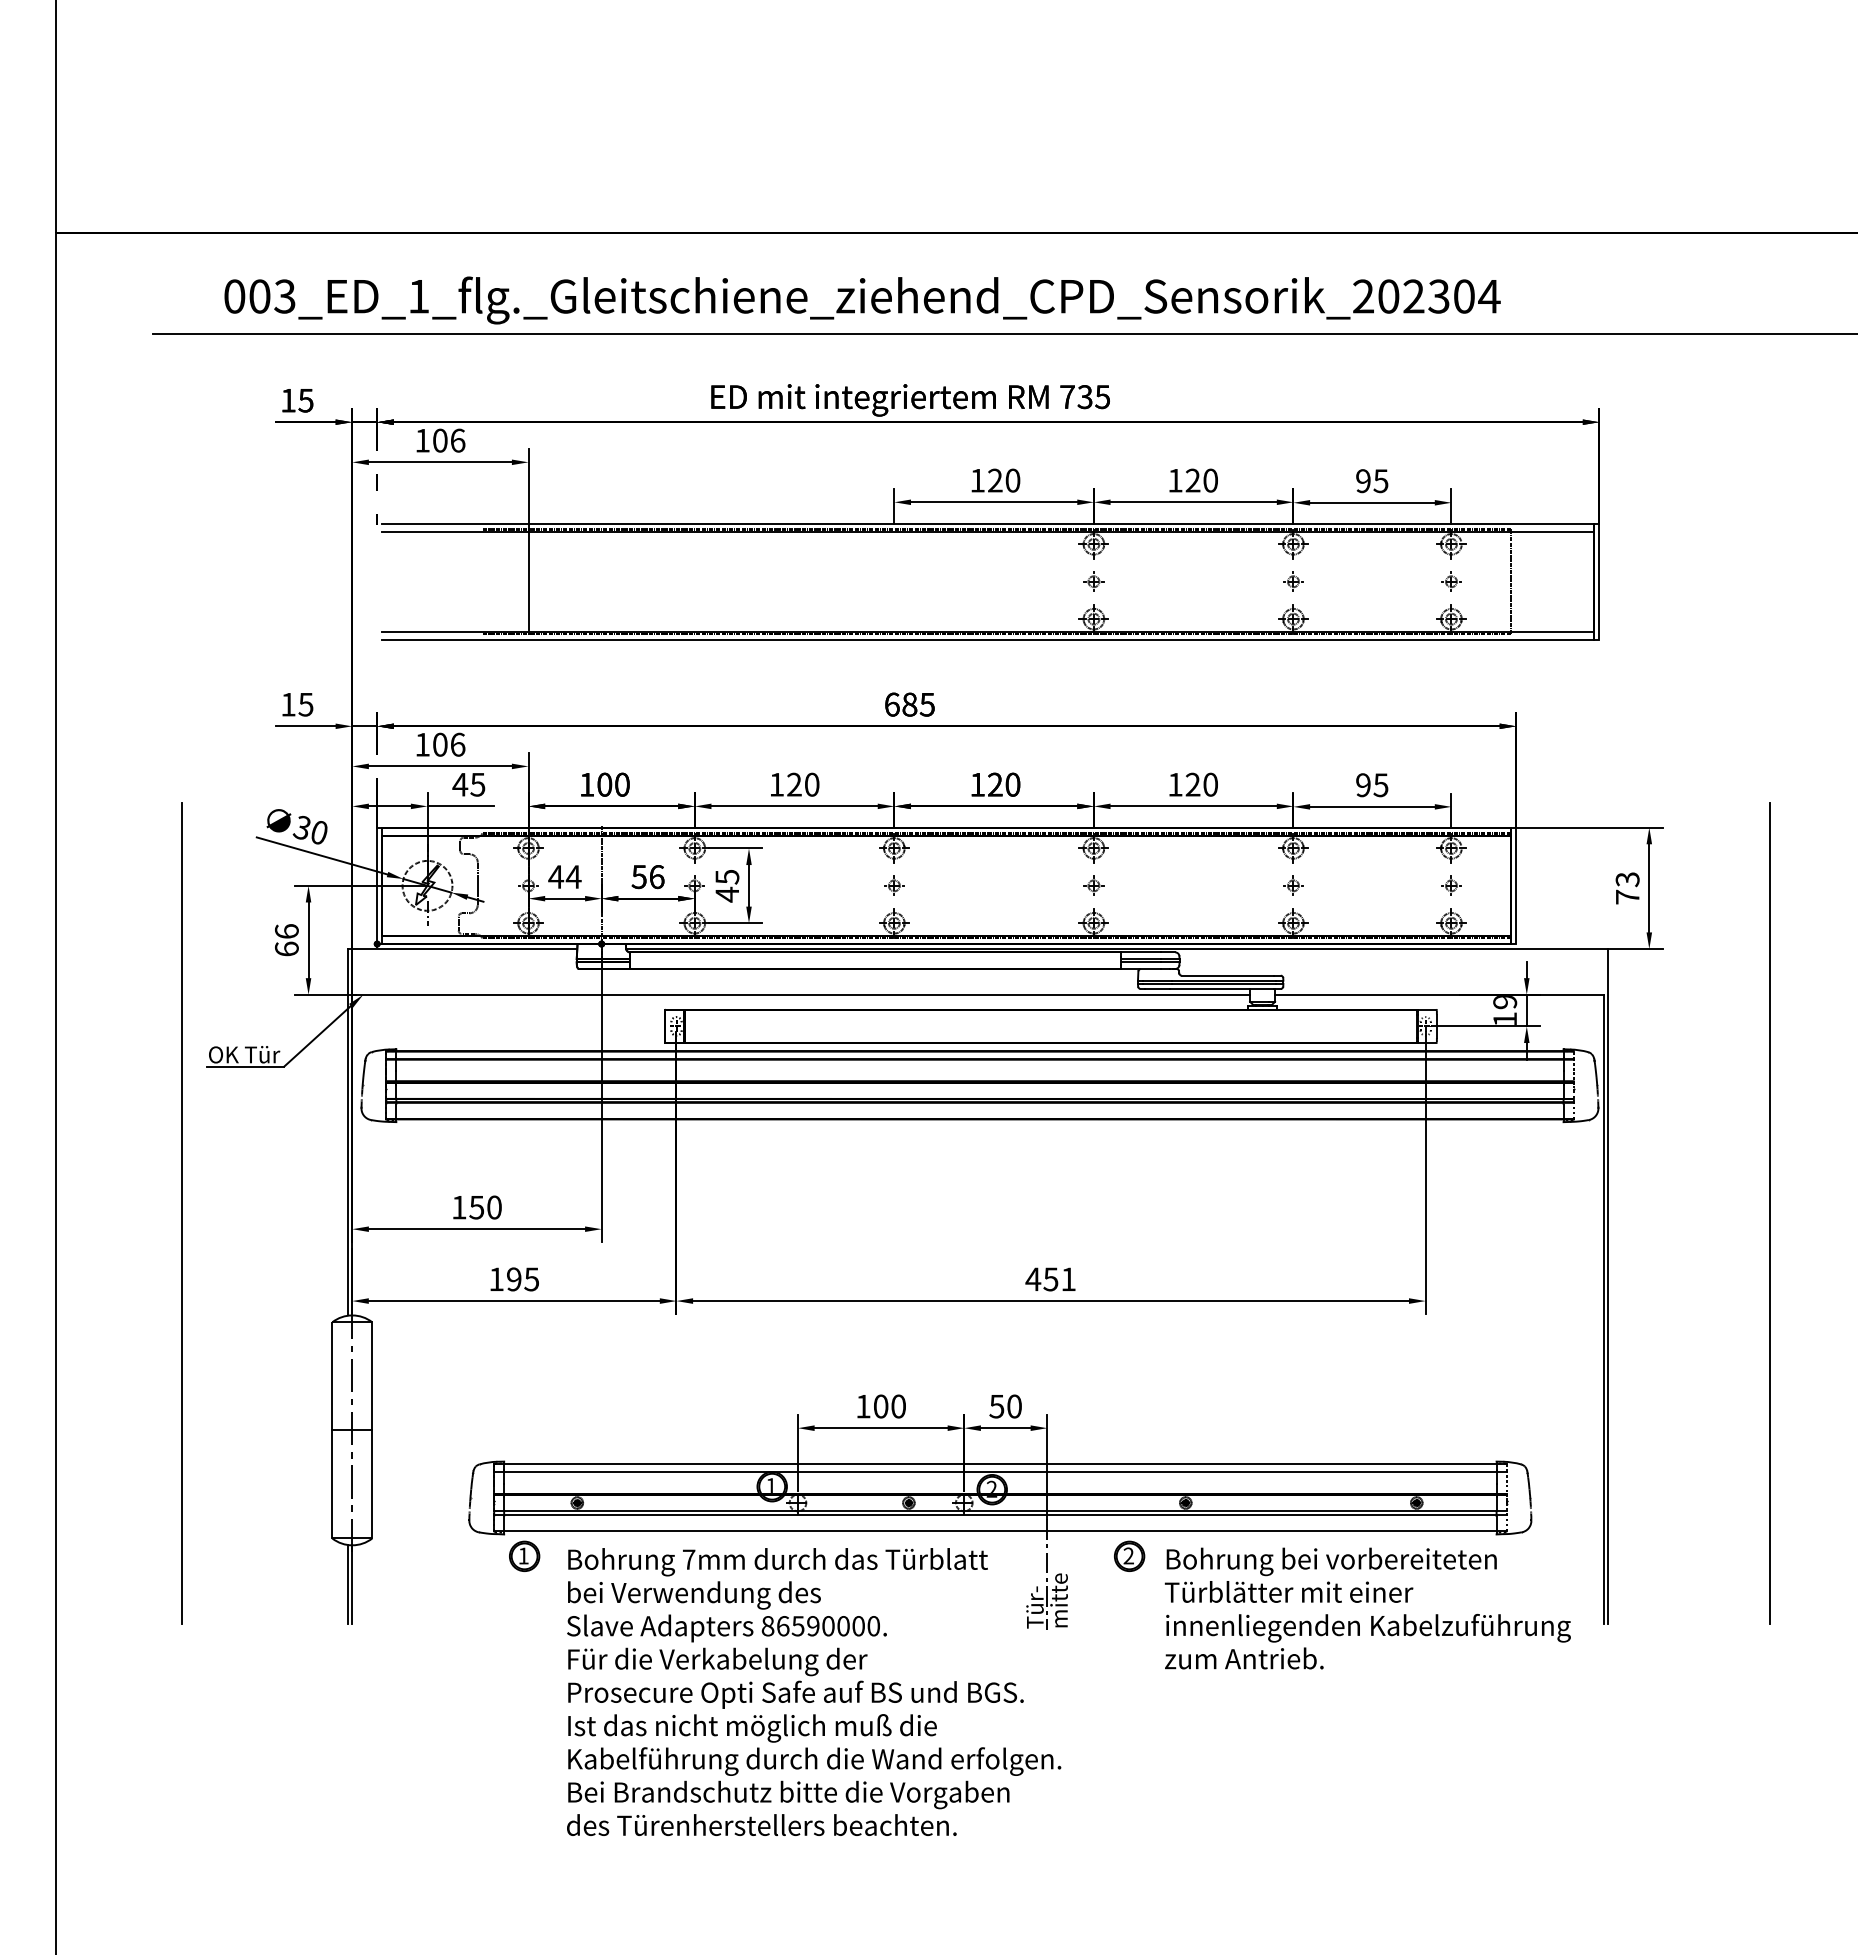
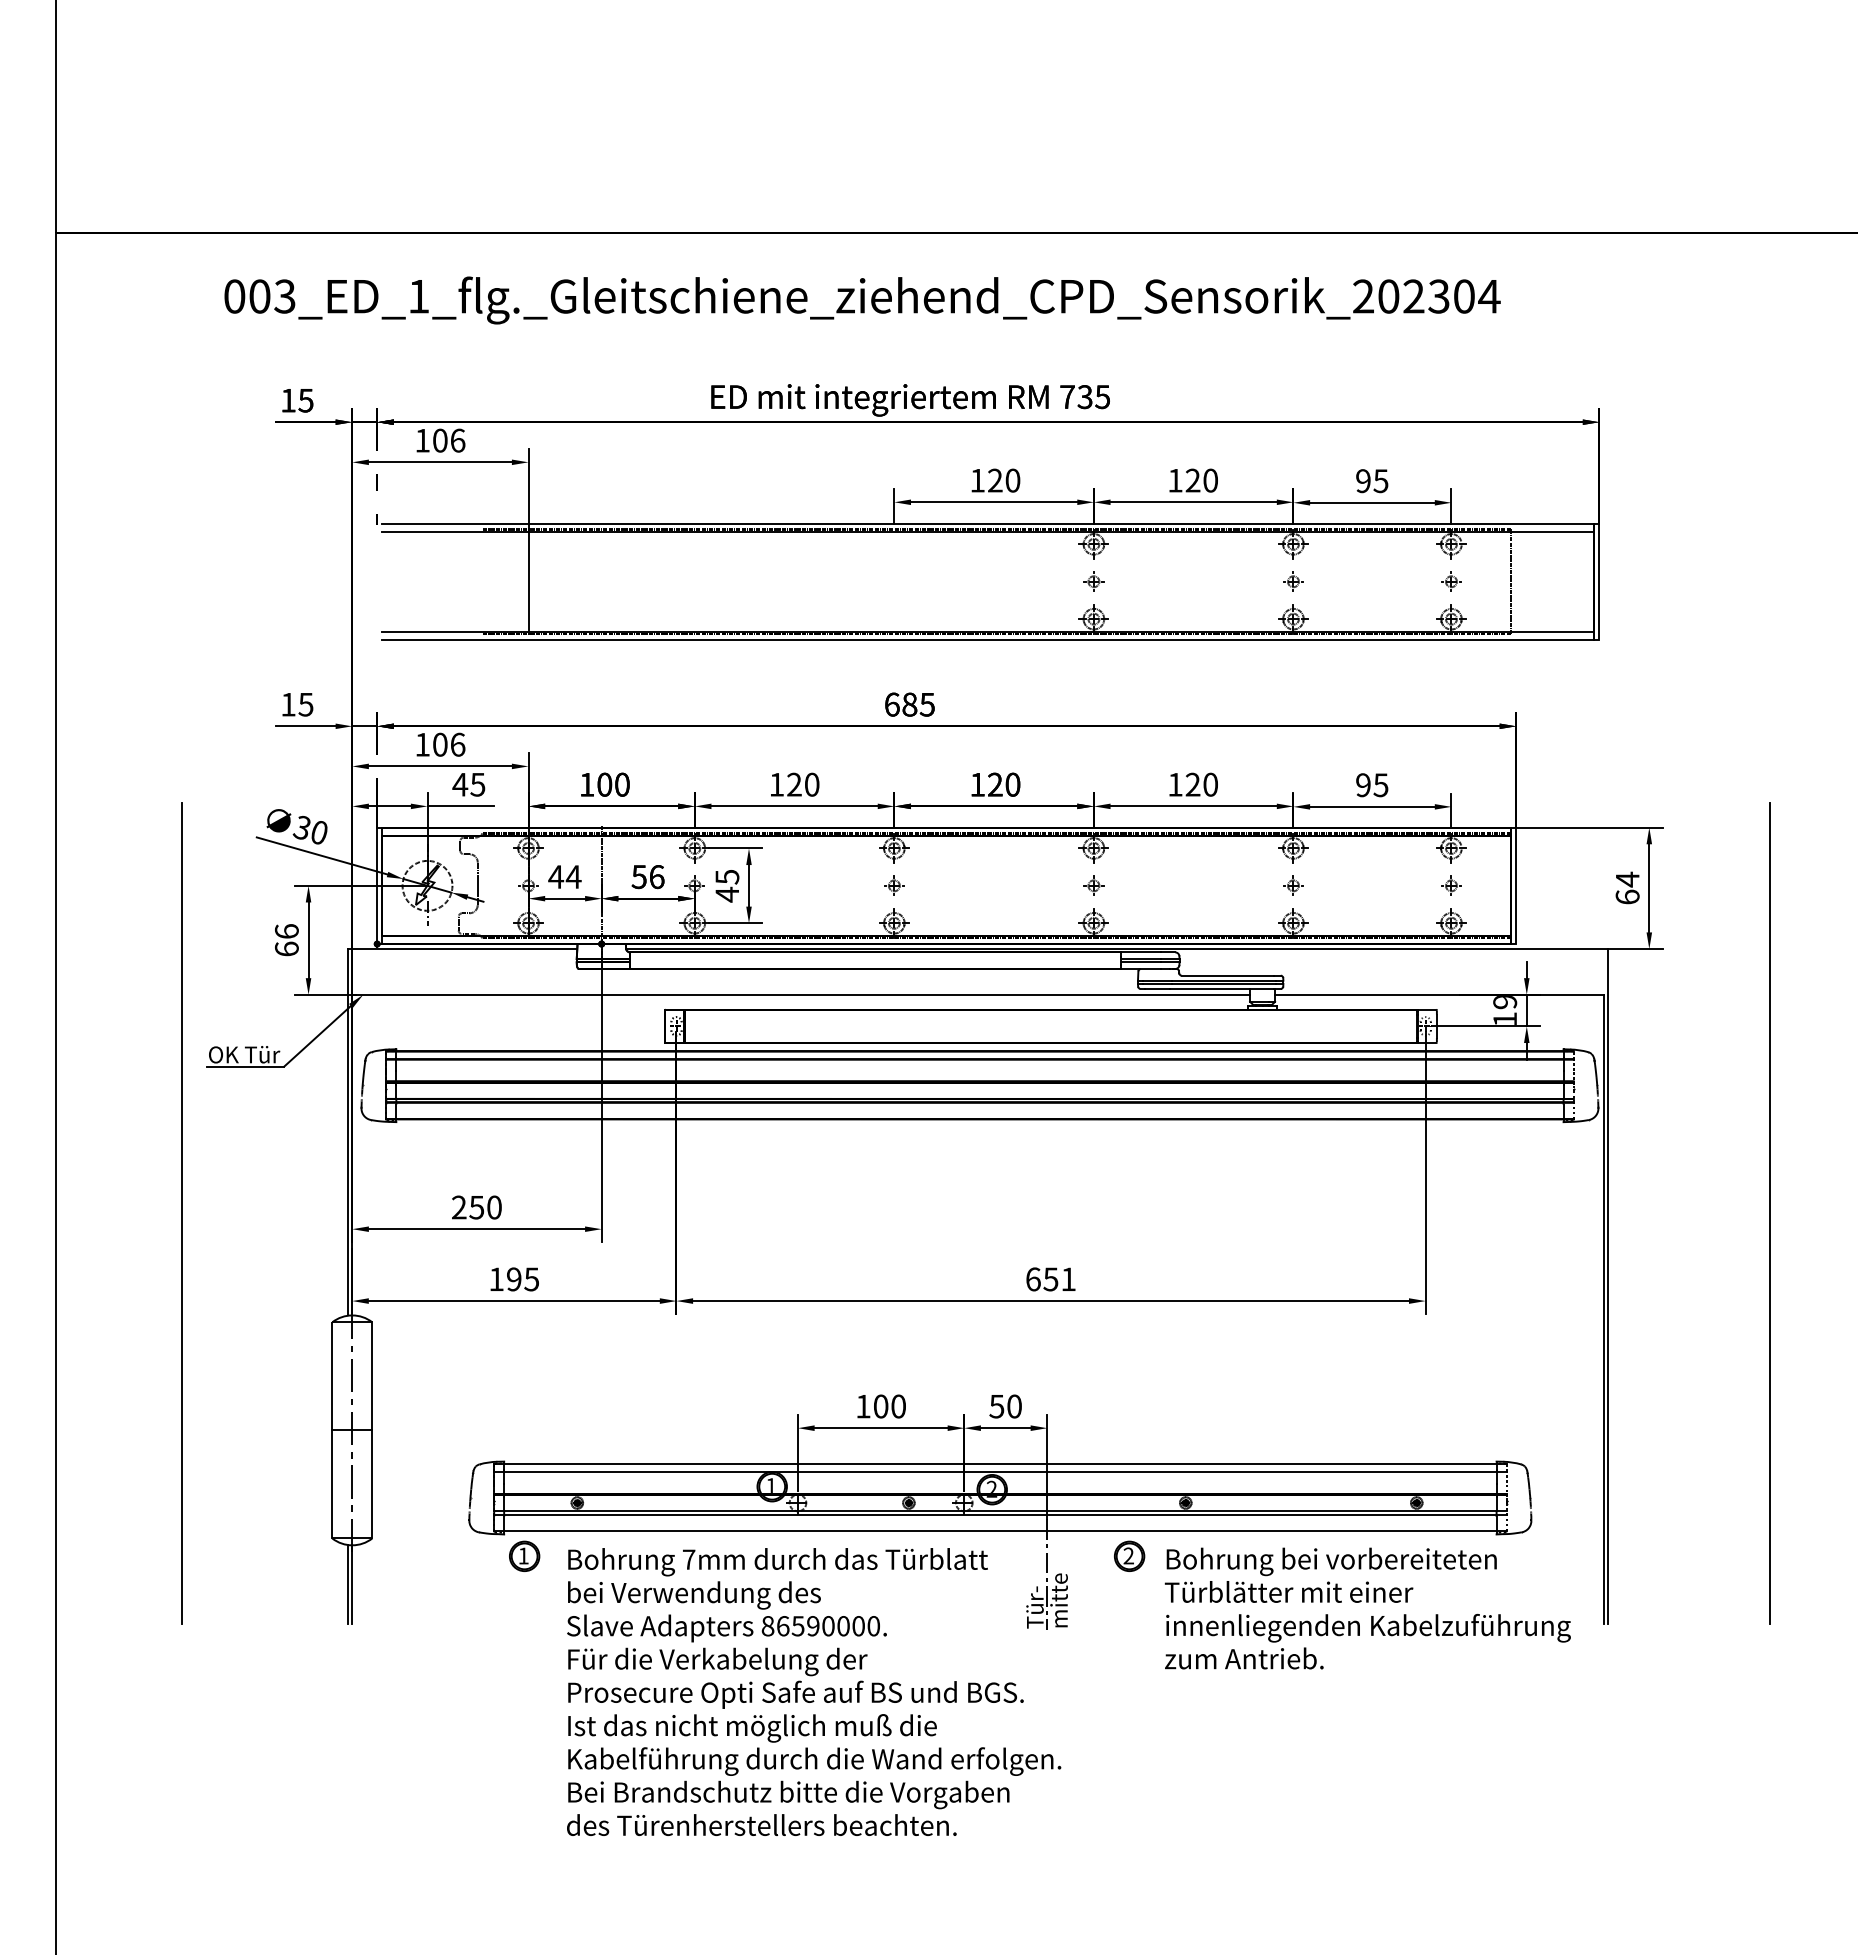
line: present -> none (1003, 333)
text: 73 -> 64 (1627, 887)
text: 150 -> 250 (459, 1207)
text: 451 -> 651 (1033, 1279)
